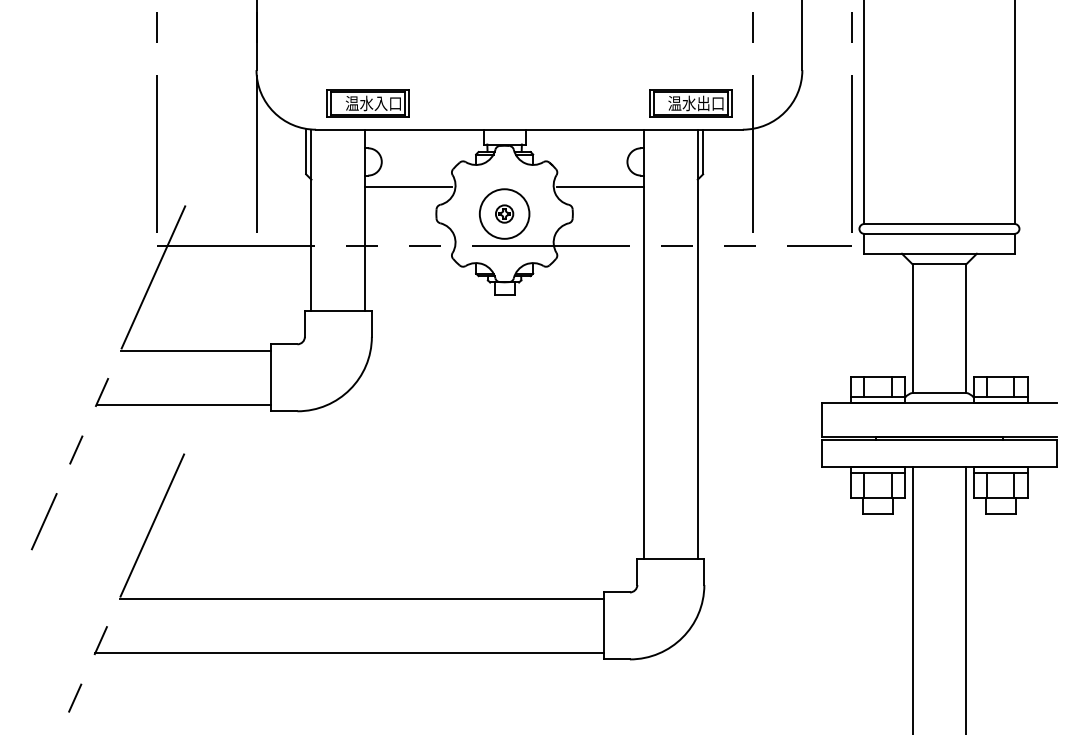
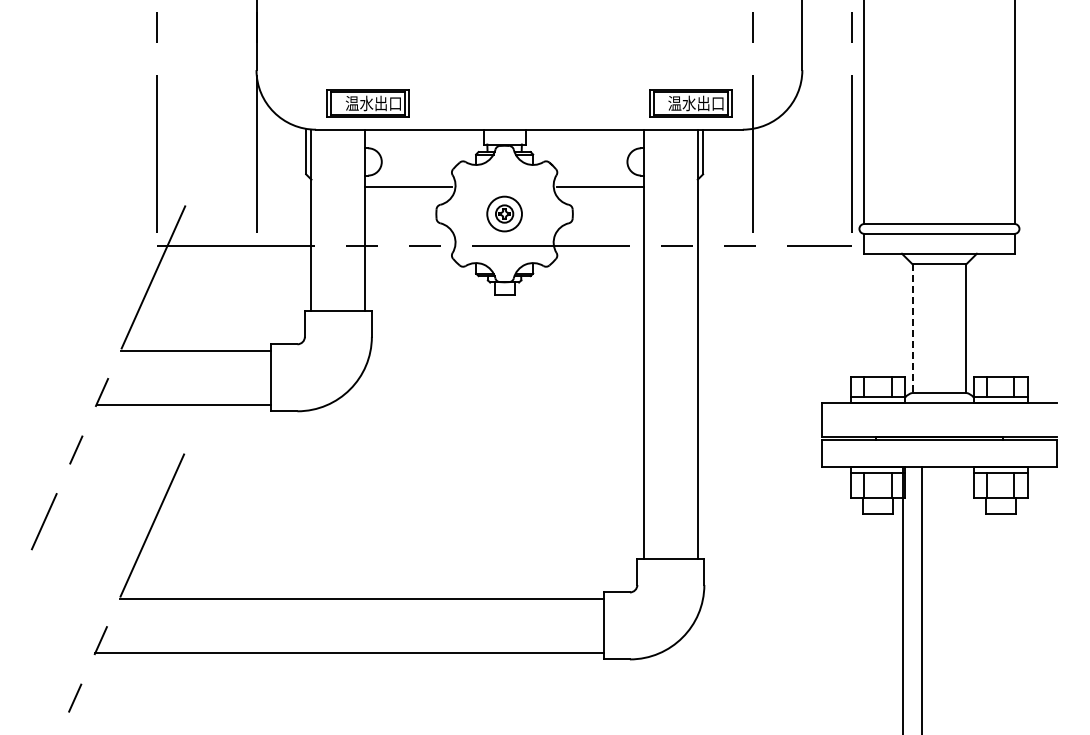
text: 温水入口 -> 温水出口 (380, 103)
circle diameter: 50 px -> 35 px (504, 213)
line: solid -> dashed (912, 329)
line position: (912, 599) -> (902, 599) (902, 599)
line position: (966, 599) -> (922, 599) (922, 599)
